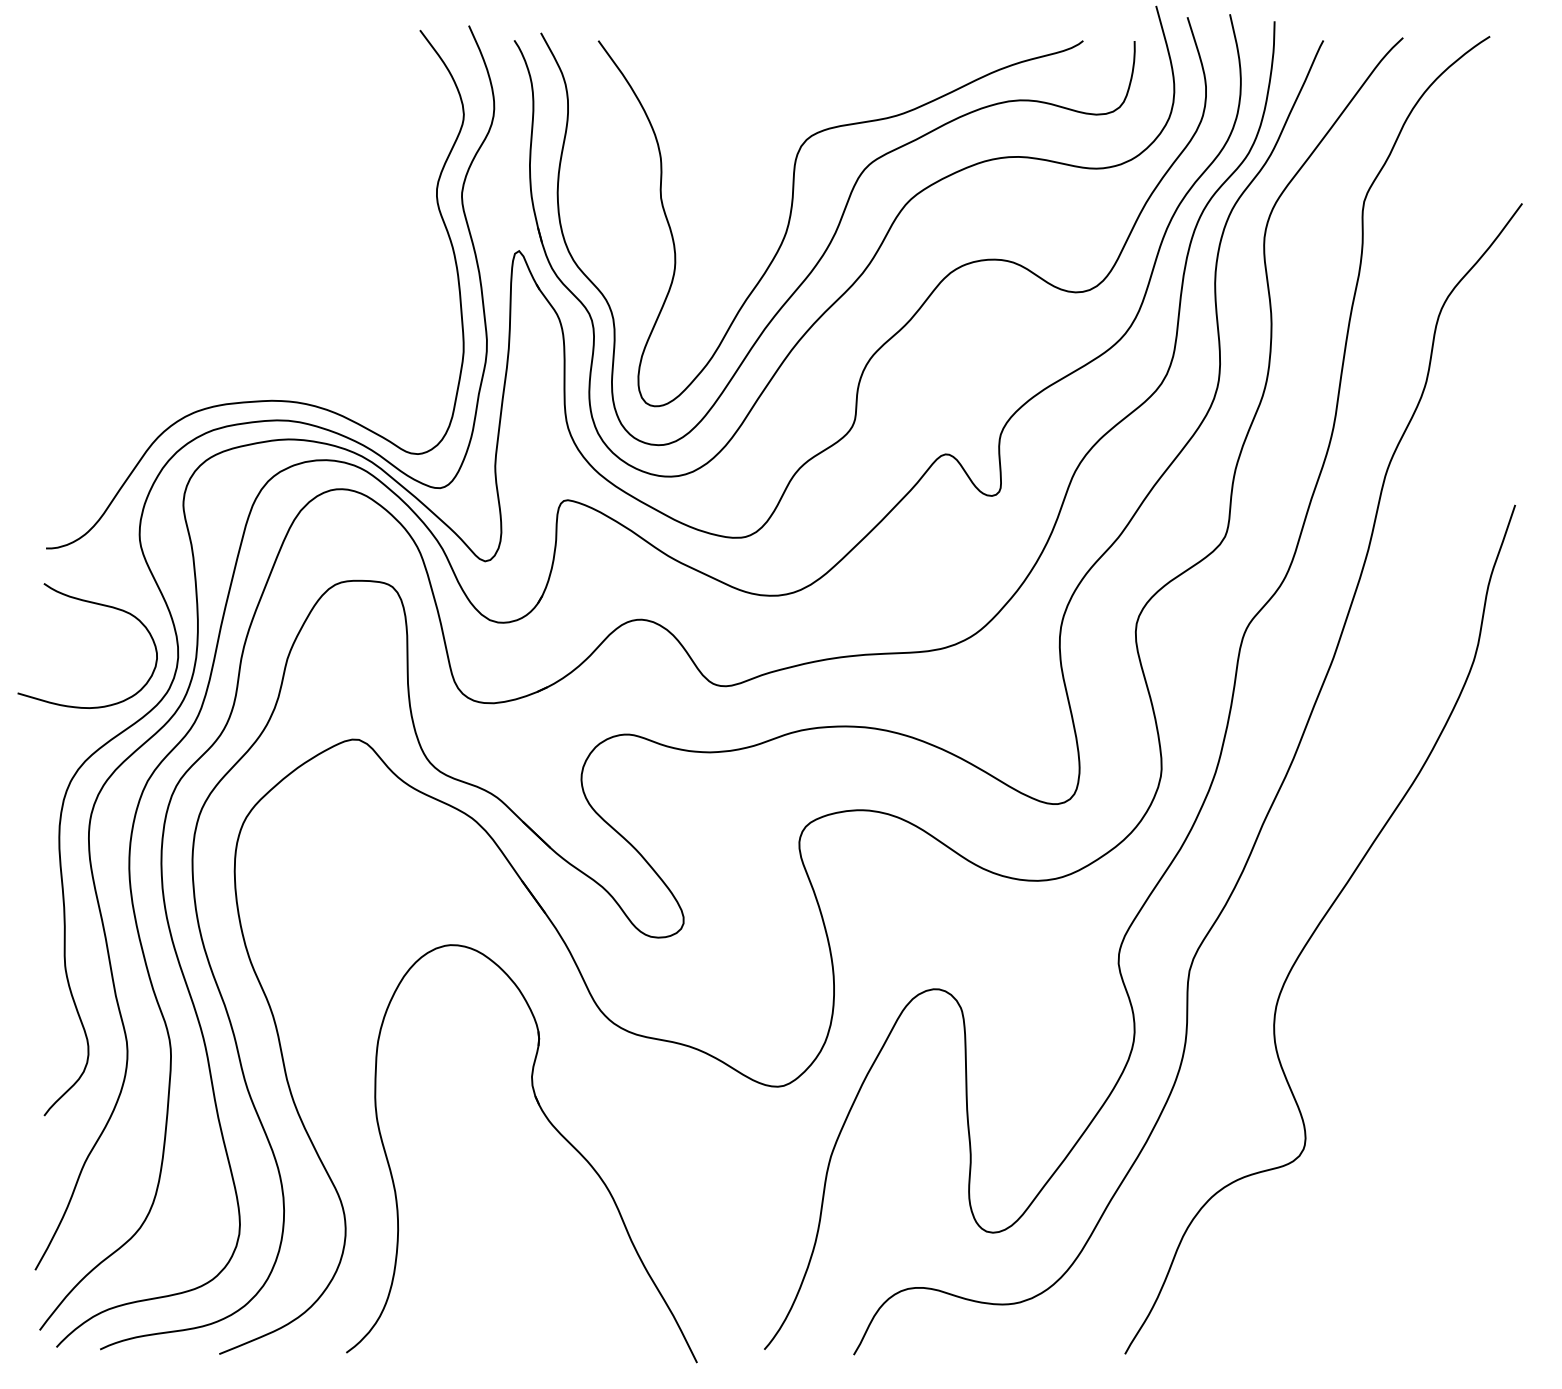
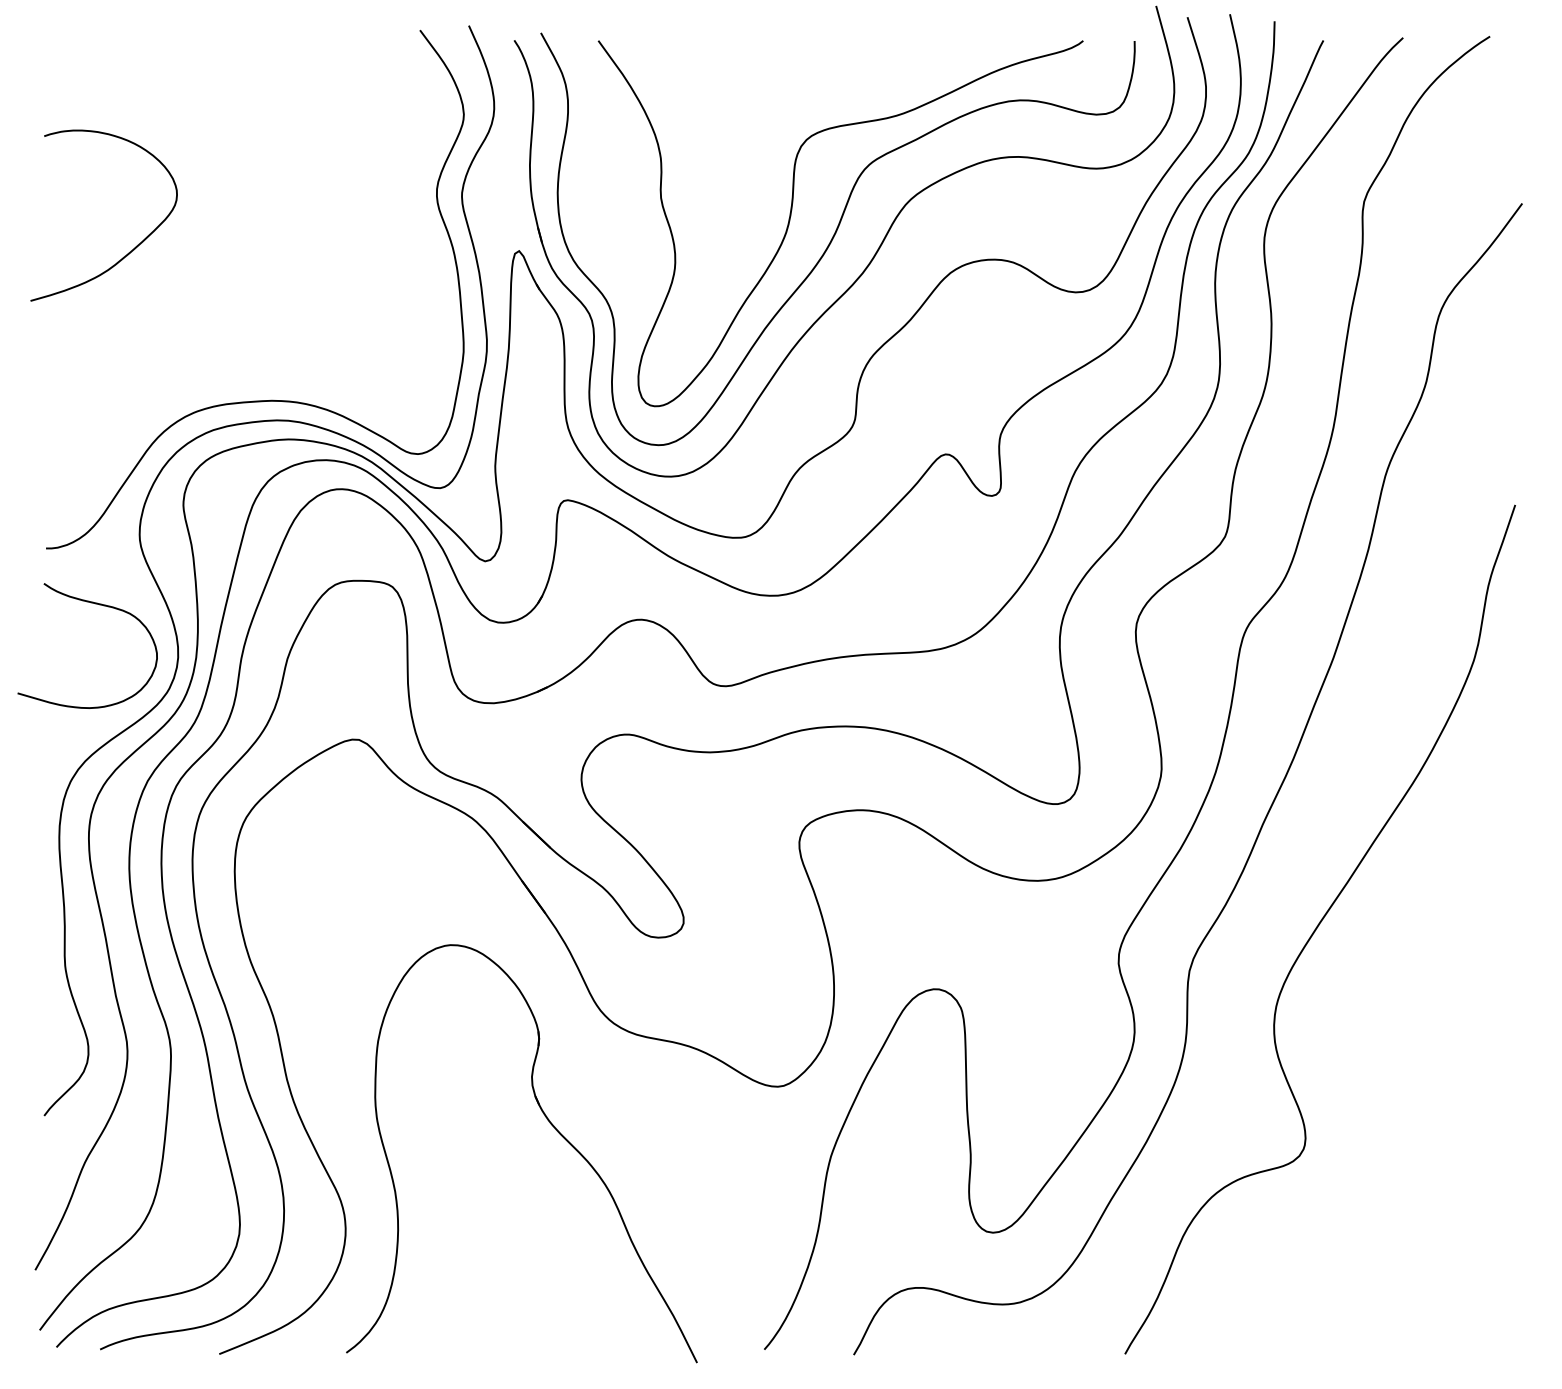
curve: none -> present (129, 251)
